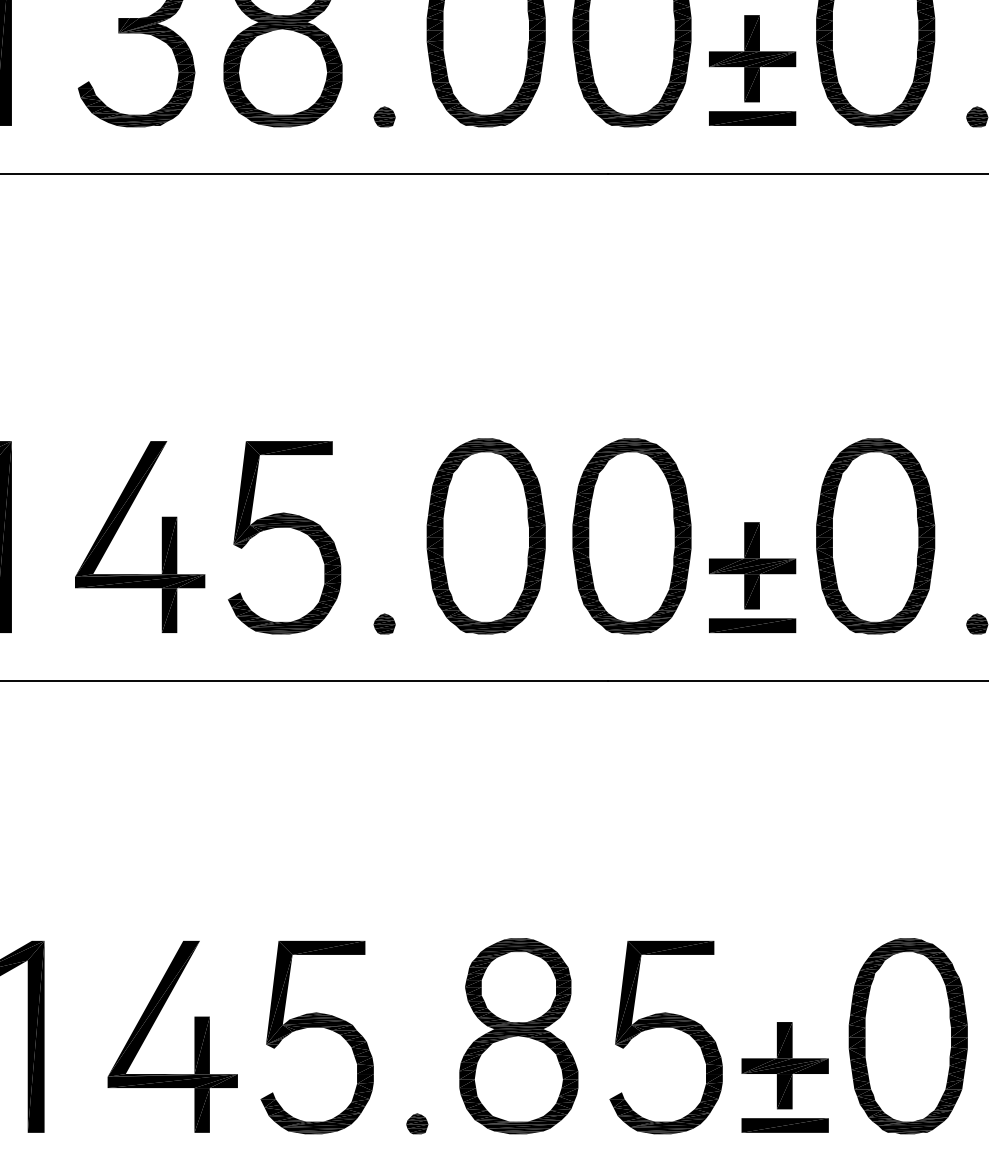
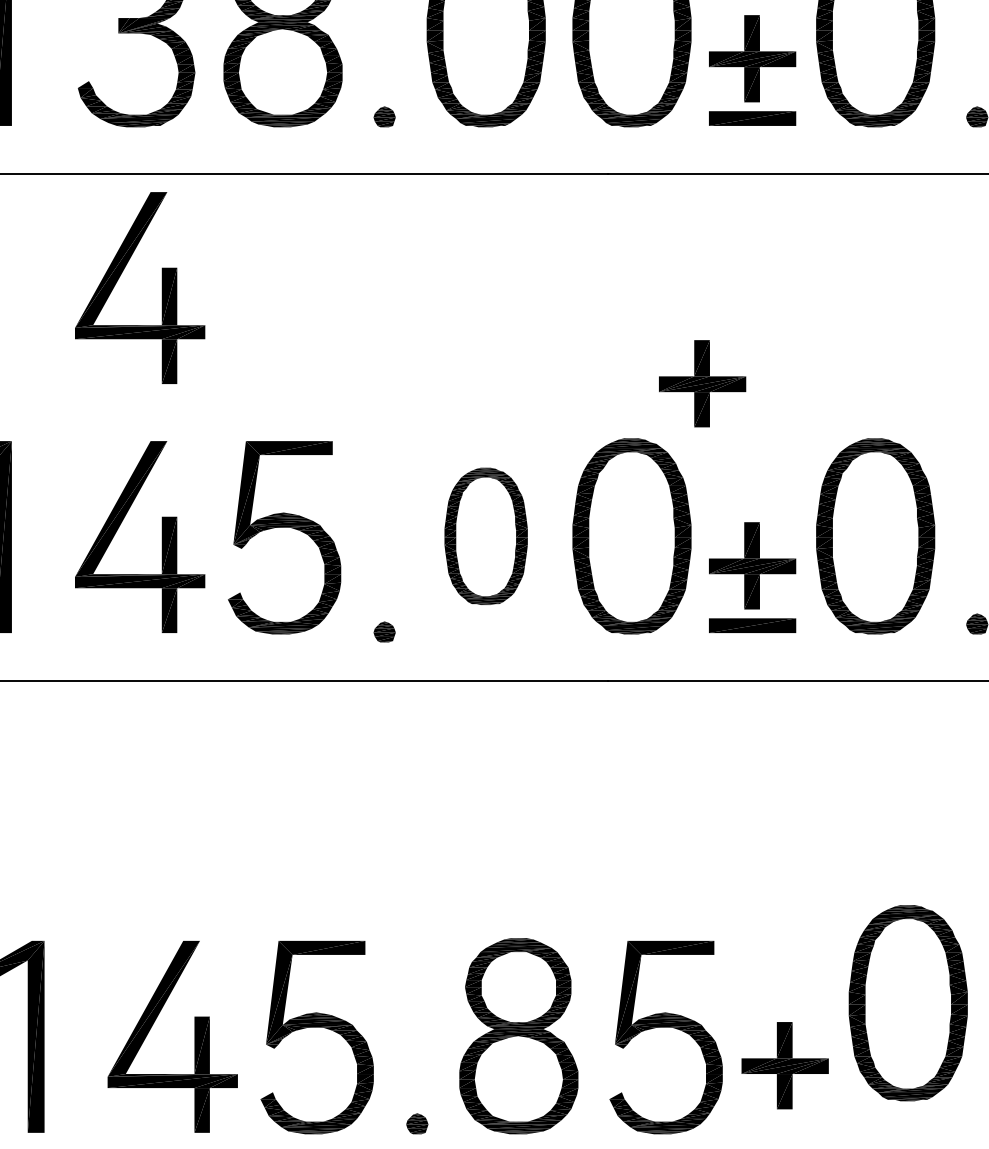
part: none -> present (161, 287)
part: none -> present (702, 383)
part size: 120x197 px -> 84x138 px (485, 535)
part position: (384, 623) -> (384, 631) (384, 631)
part position: (907, 1036) -> (907, 1003) (907, 1003)
part: present -> none (784, 1125)
